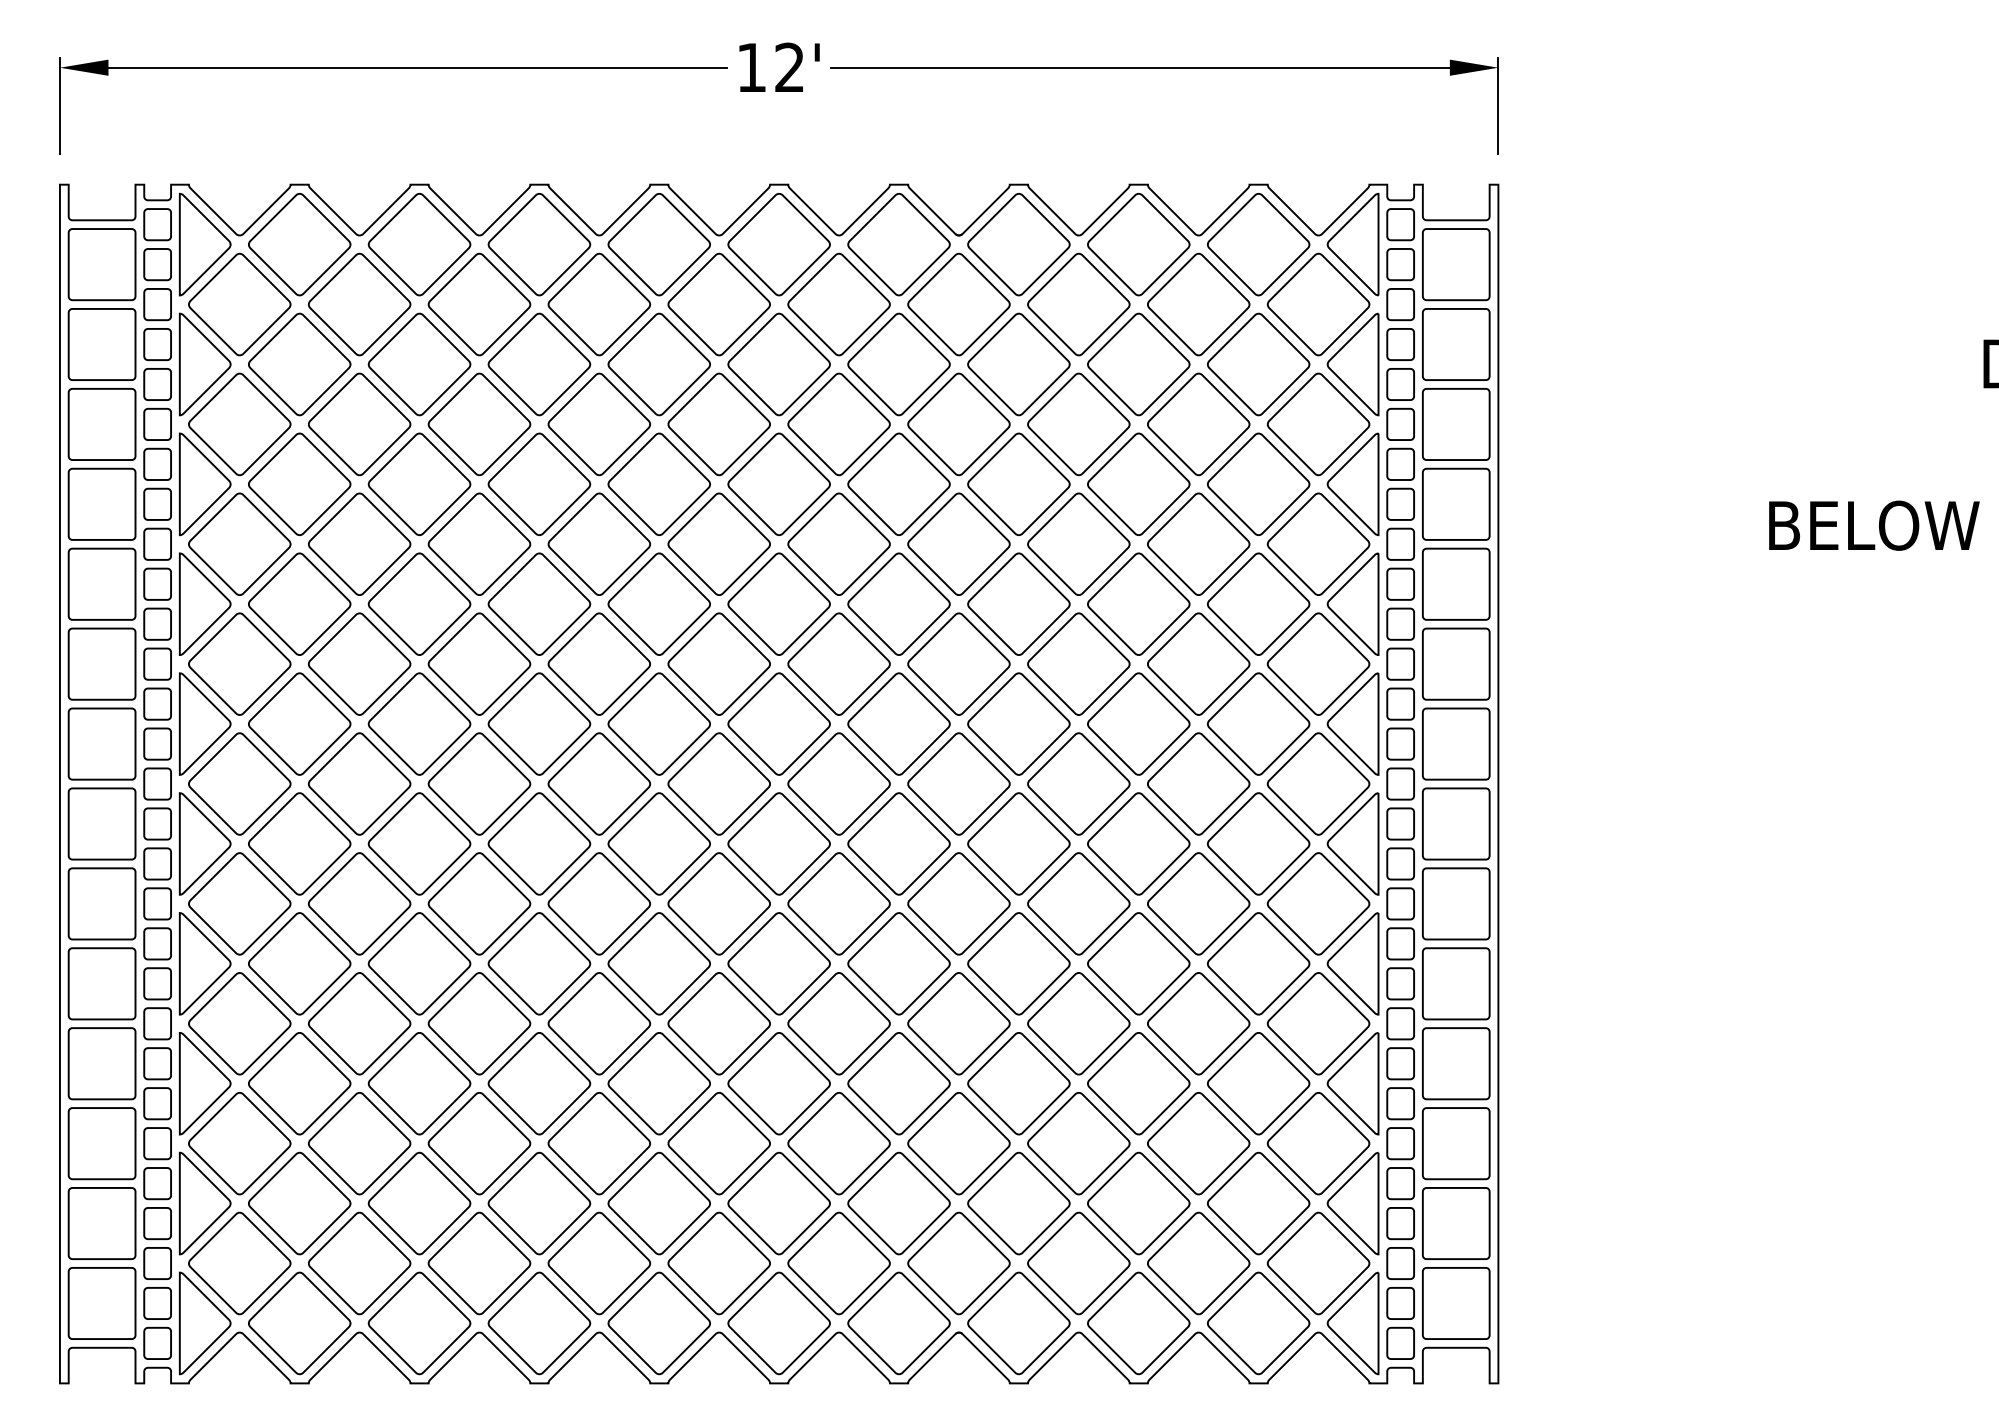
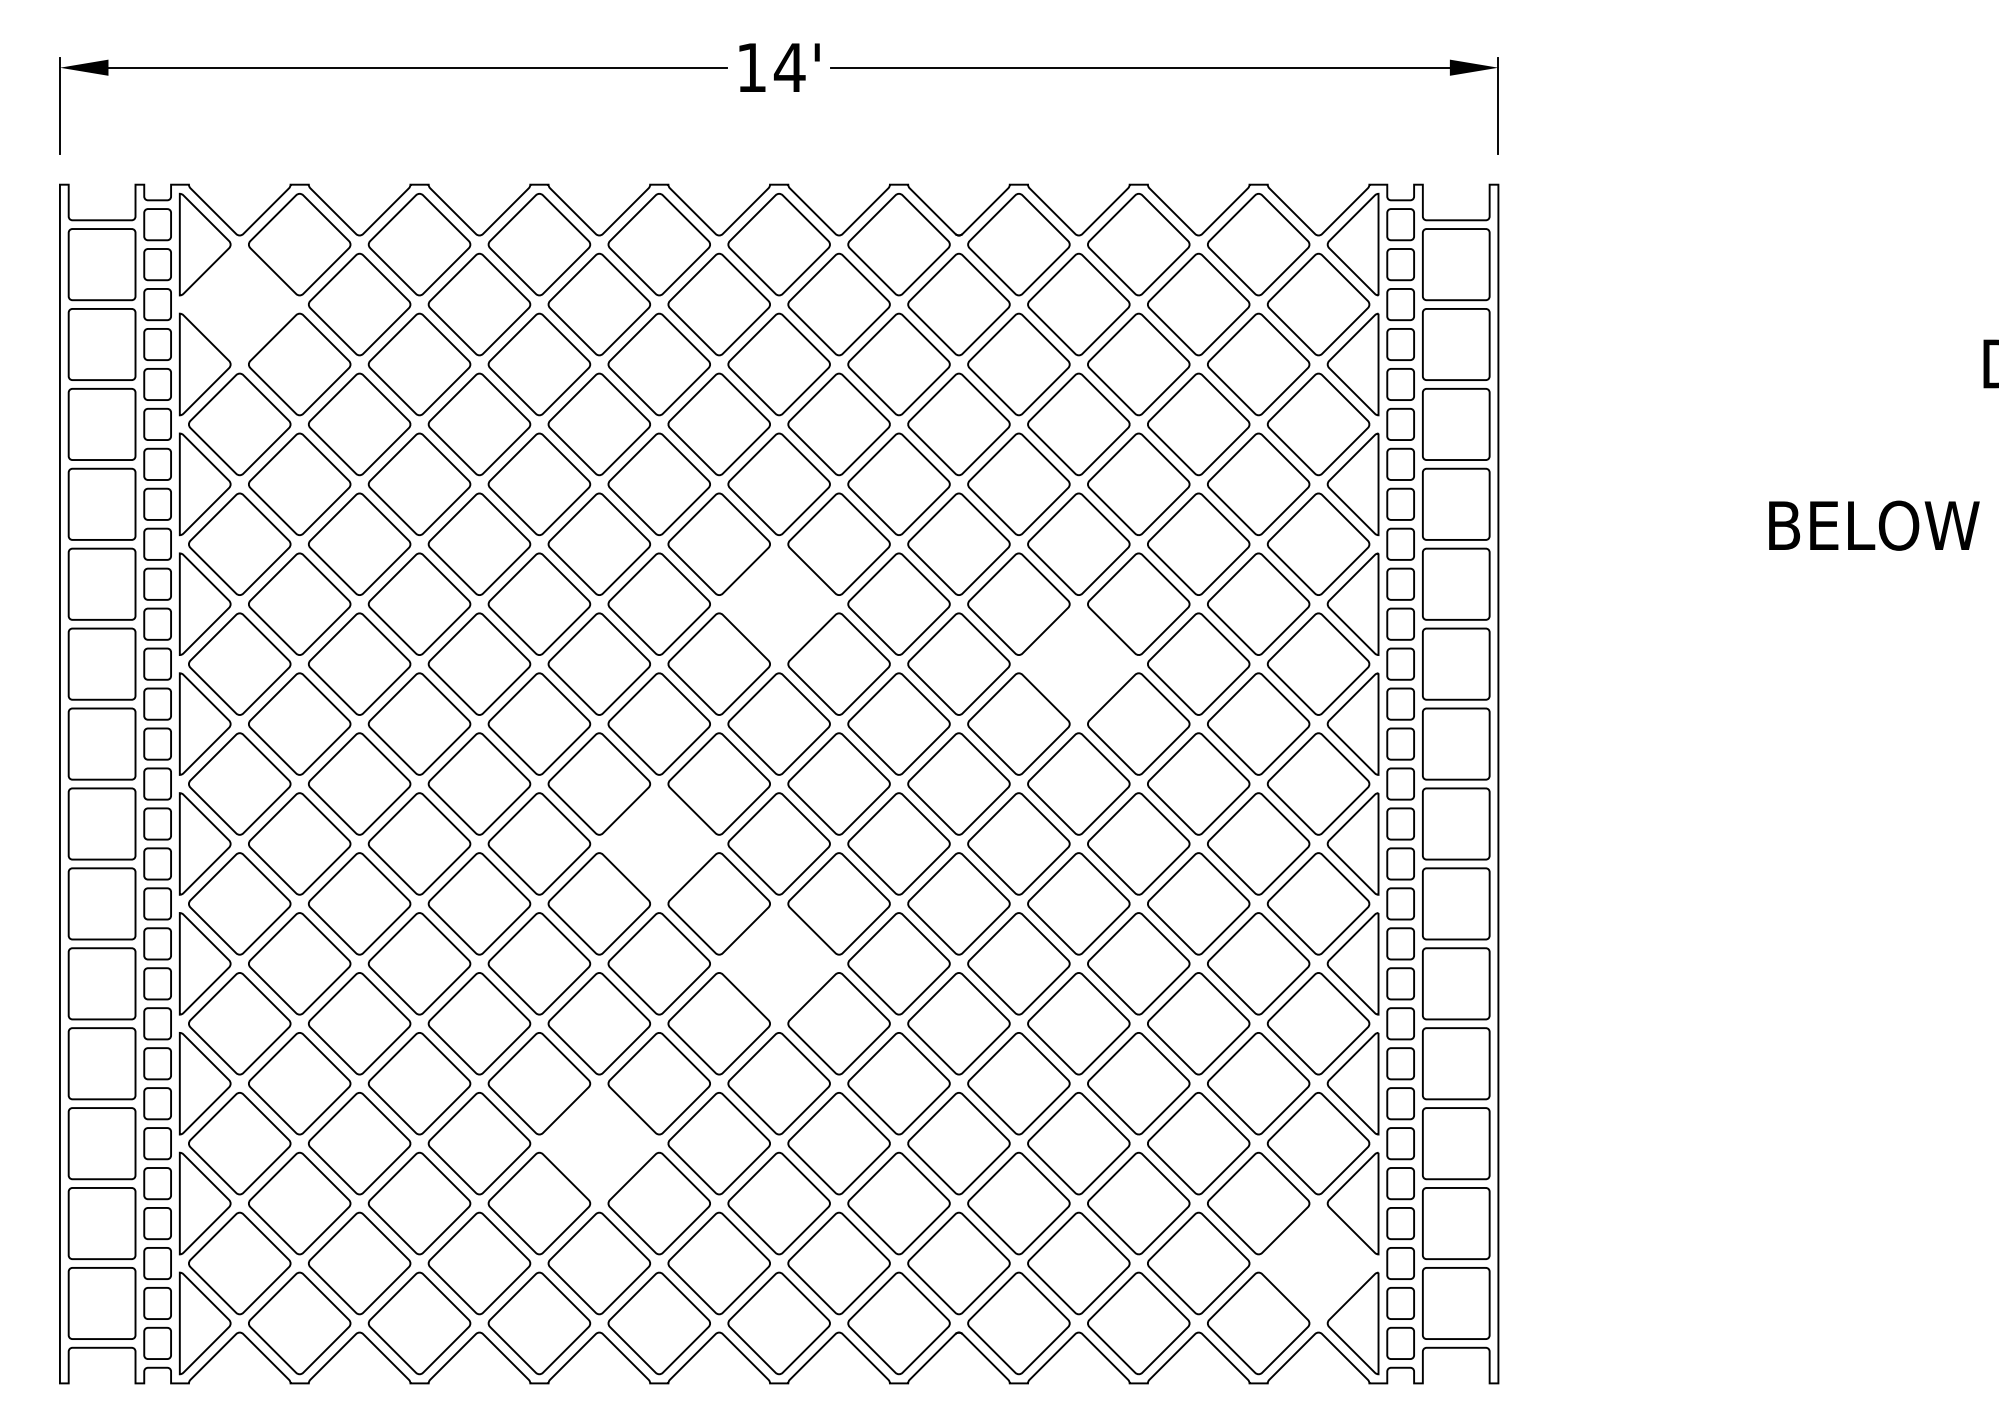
text: 12' -> 14' (789, 66)
part: present -> none (239, 304)
part: present -> none (778, 603)
part: present -> none (1078, 663)
part: present -> none (658, 843)
part: present -> none (778, 963)
part: present -> none (598, 1143)
part: present -> none (1318, 1263)
